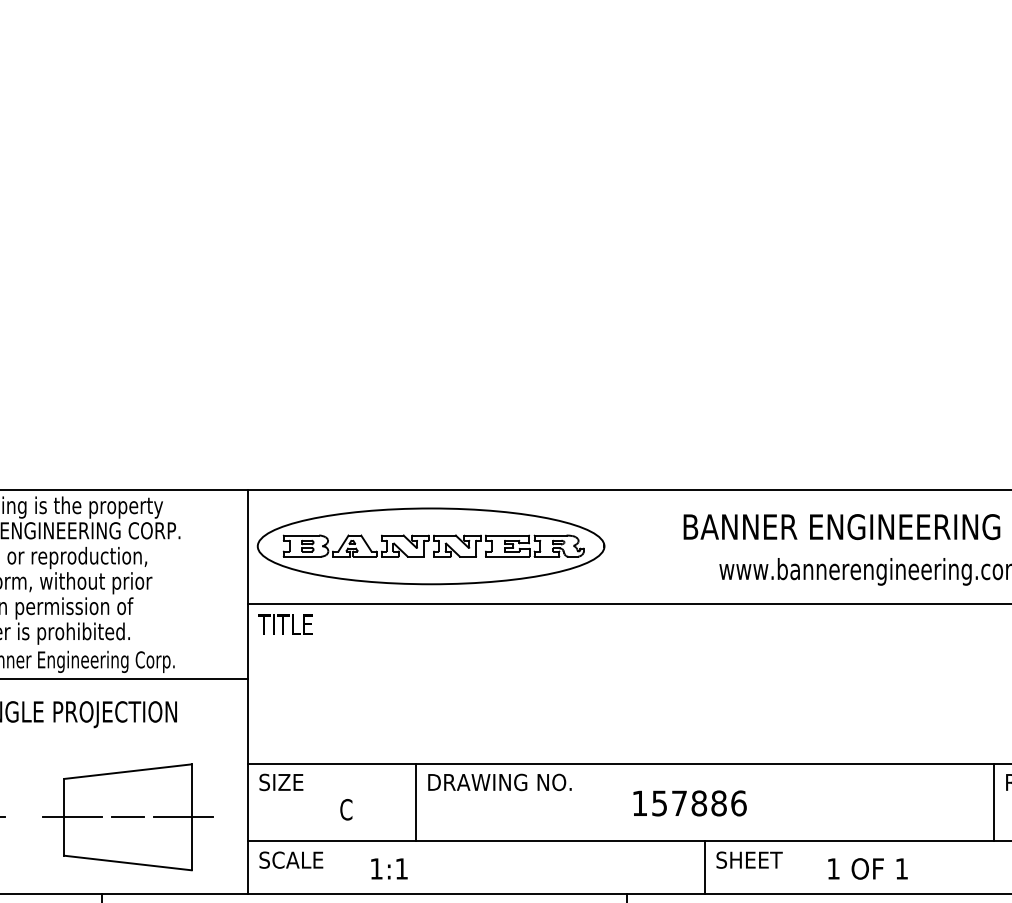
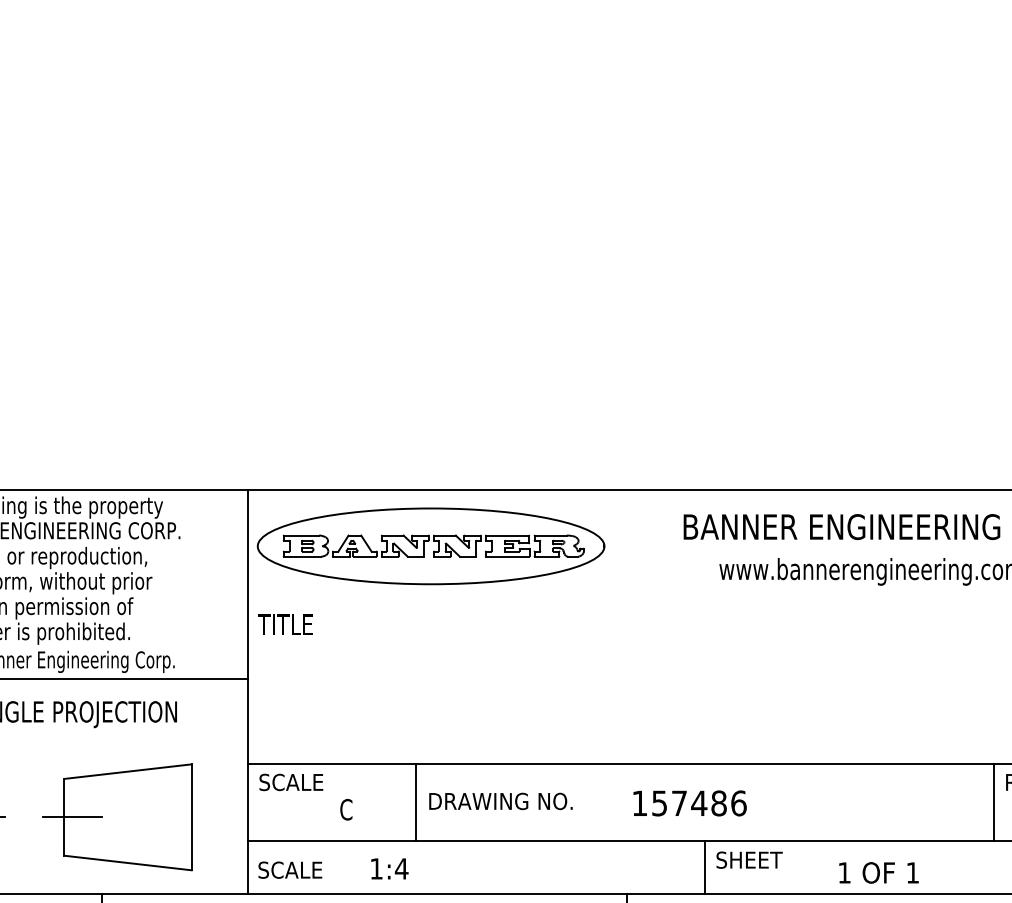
line: present -> none (627, 603)
text: SIZE -> SCALE (297, 782)
text position: (499, 782) -> (500, 801) (500, 801)
text: 157886 -> 157486 (699, 803)
line: present -> none (127, 817)
line: present -> none (183, 817)
text position: (291, 859) -> (290, 869) (290, 869)
text: 1:1 -> 1:4 (401, 868)
text position: (867, 868) -> (878, 872) (878, 872)
